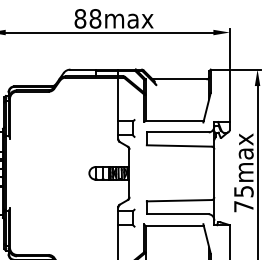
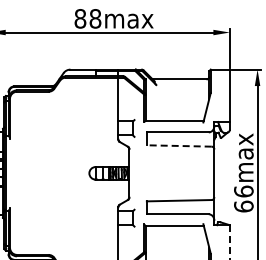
line: solid -> dashed (178, 145)
text: 75max -> 66max (243, 198)
line: solid -> dashed (229, 242)
